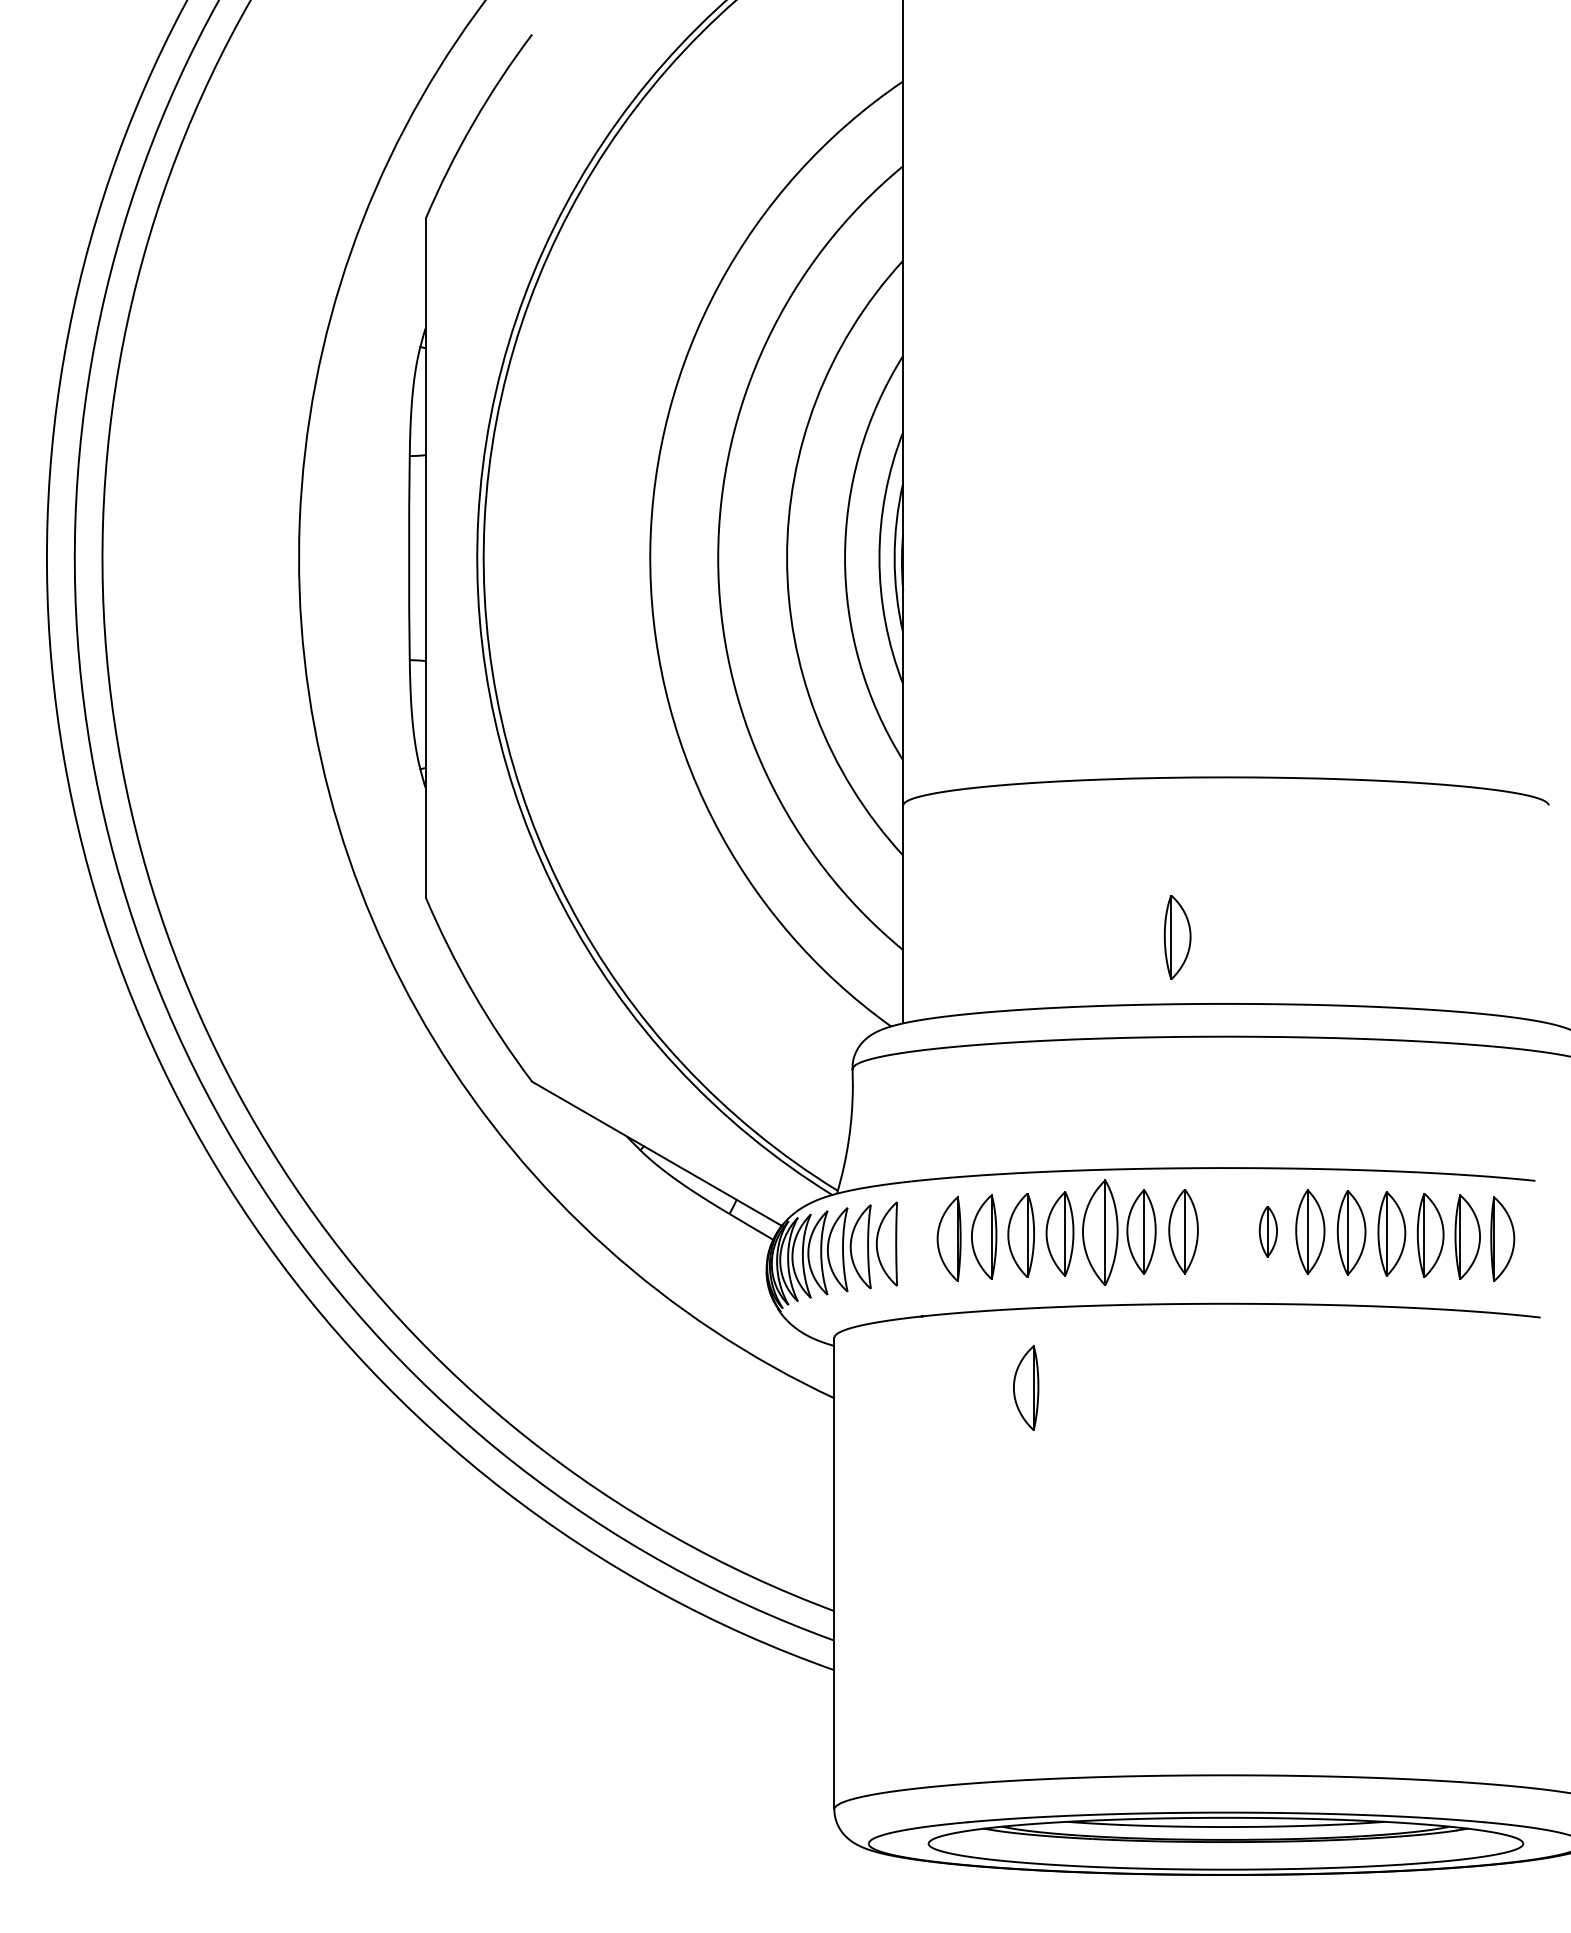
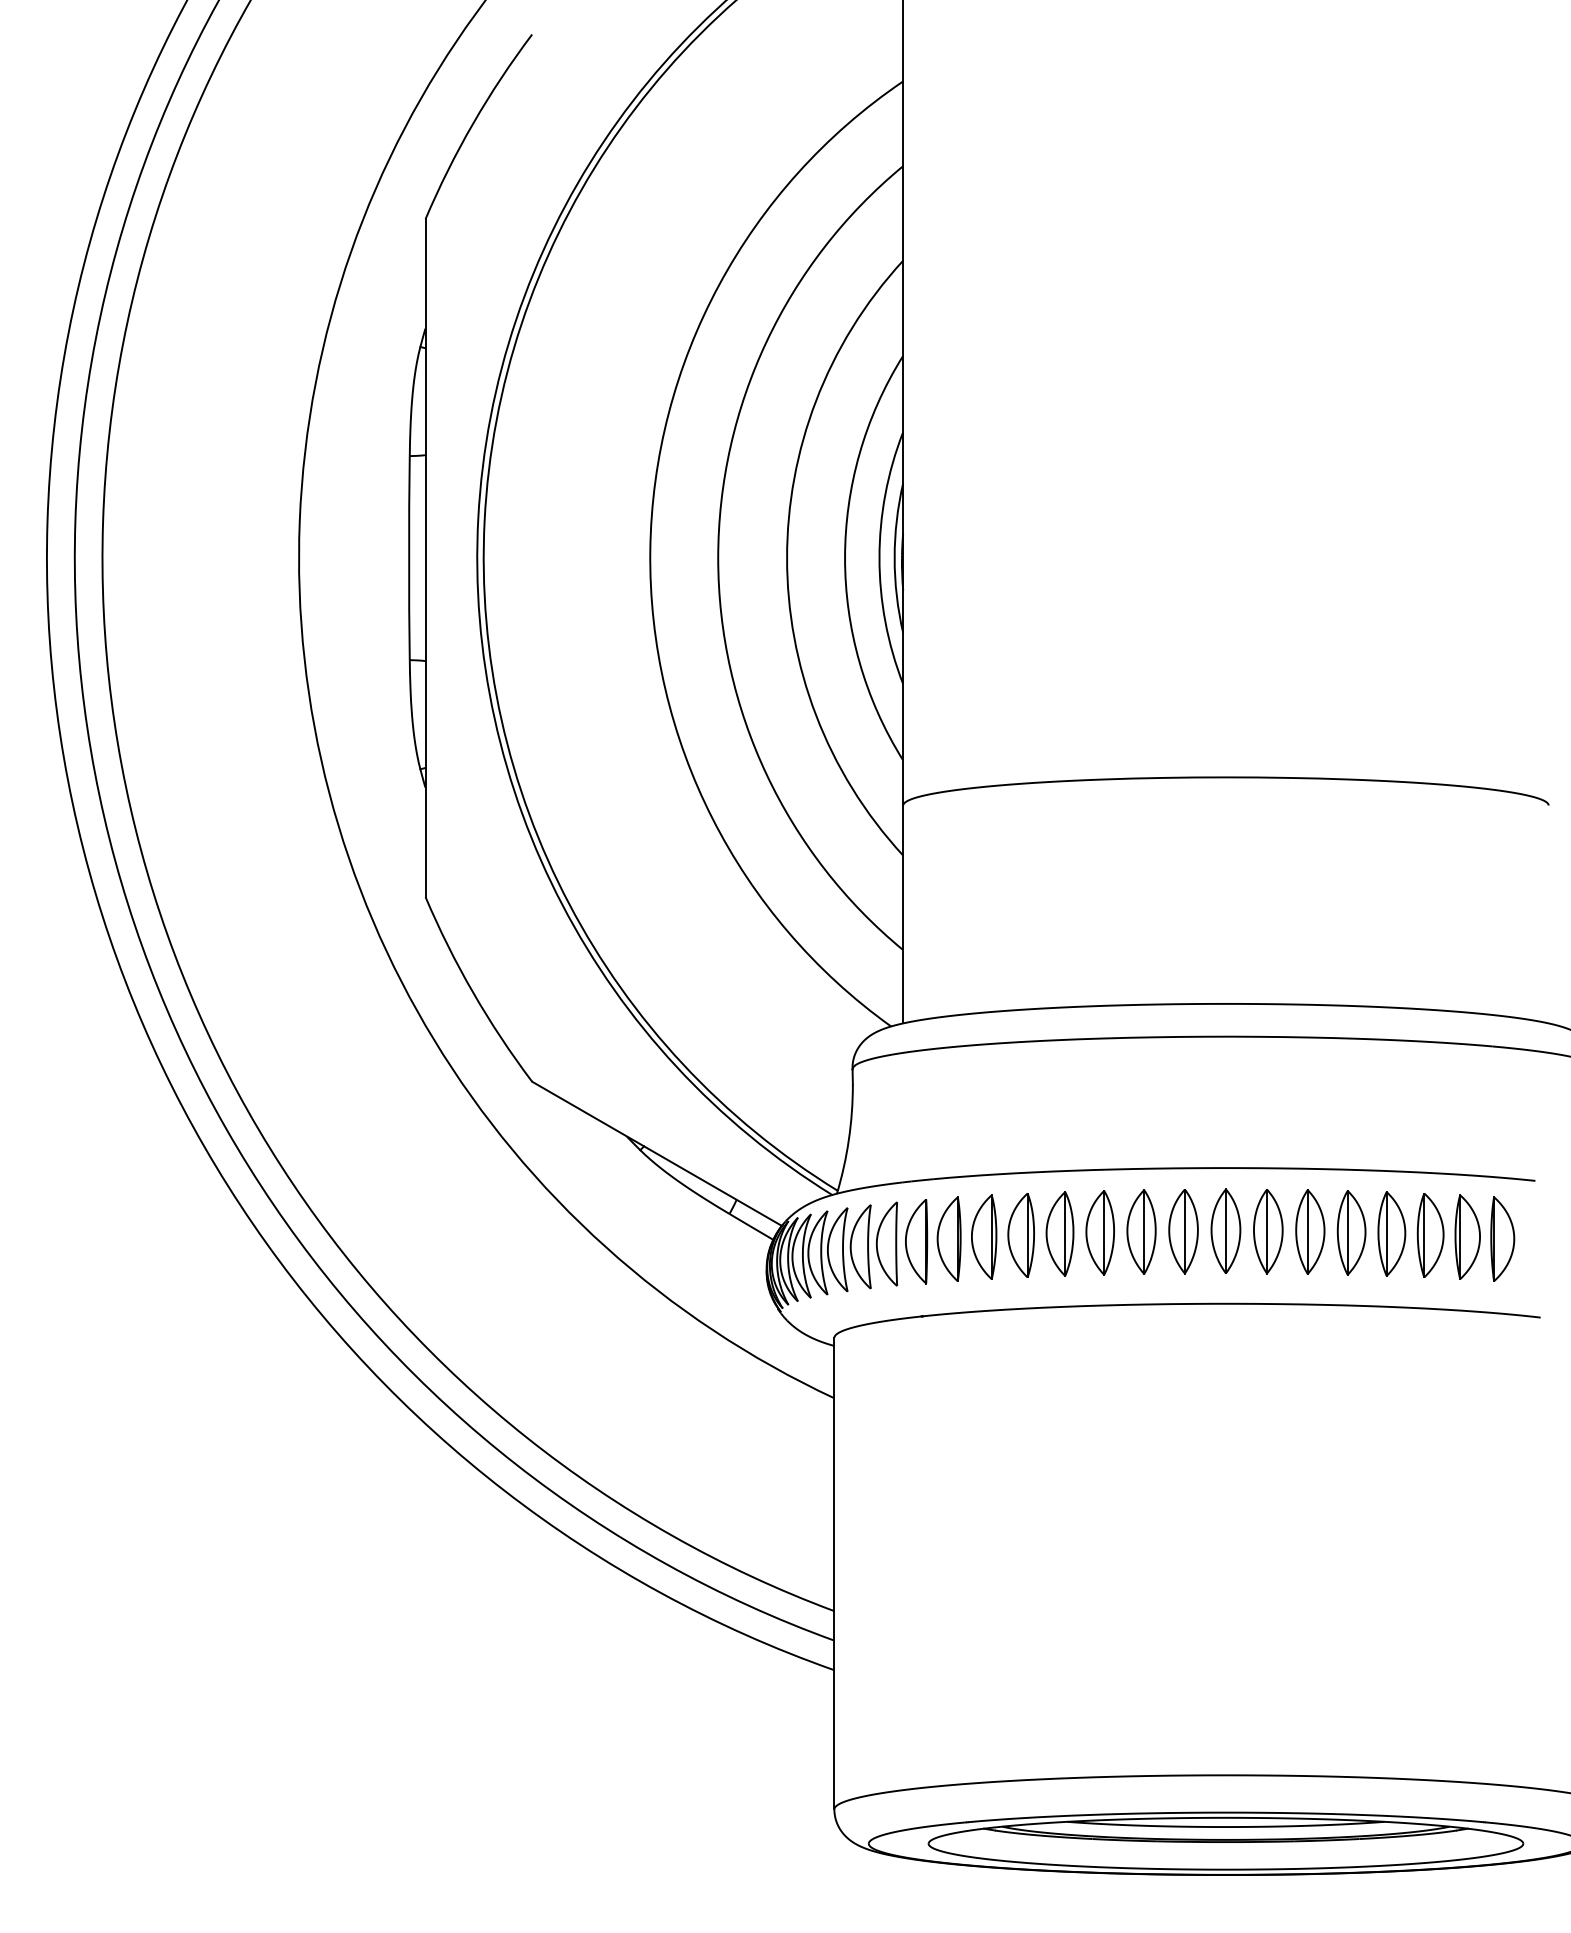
part: present -> none (1177, 937)
part: none -> present (1225, 1230)
part size: 20x52 px -> 31x86 px (1268, 1231)
part size: 37x107 px -> 30x86 px (1099, 1232)
part: none -> present (916, 1241)
part: present -> none (1026, 1387)
